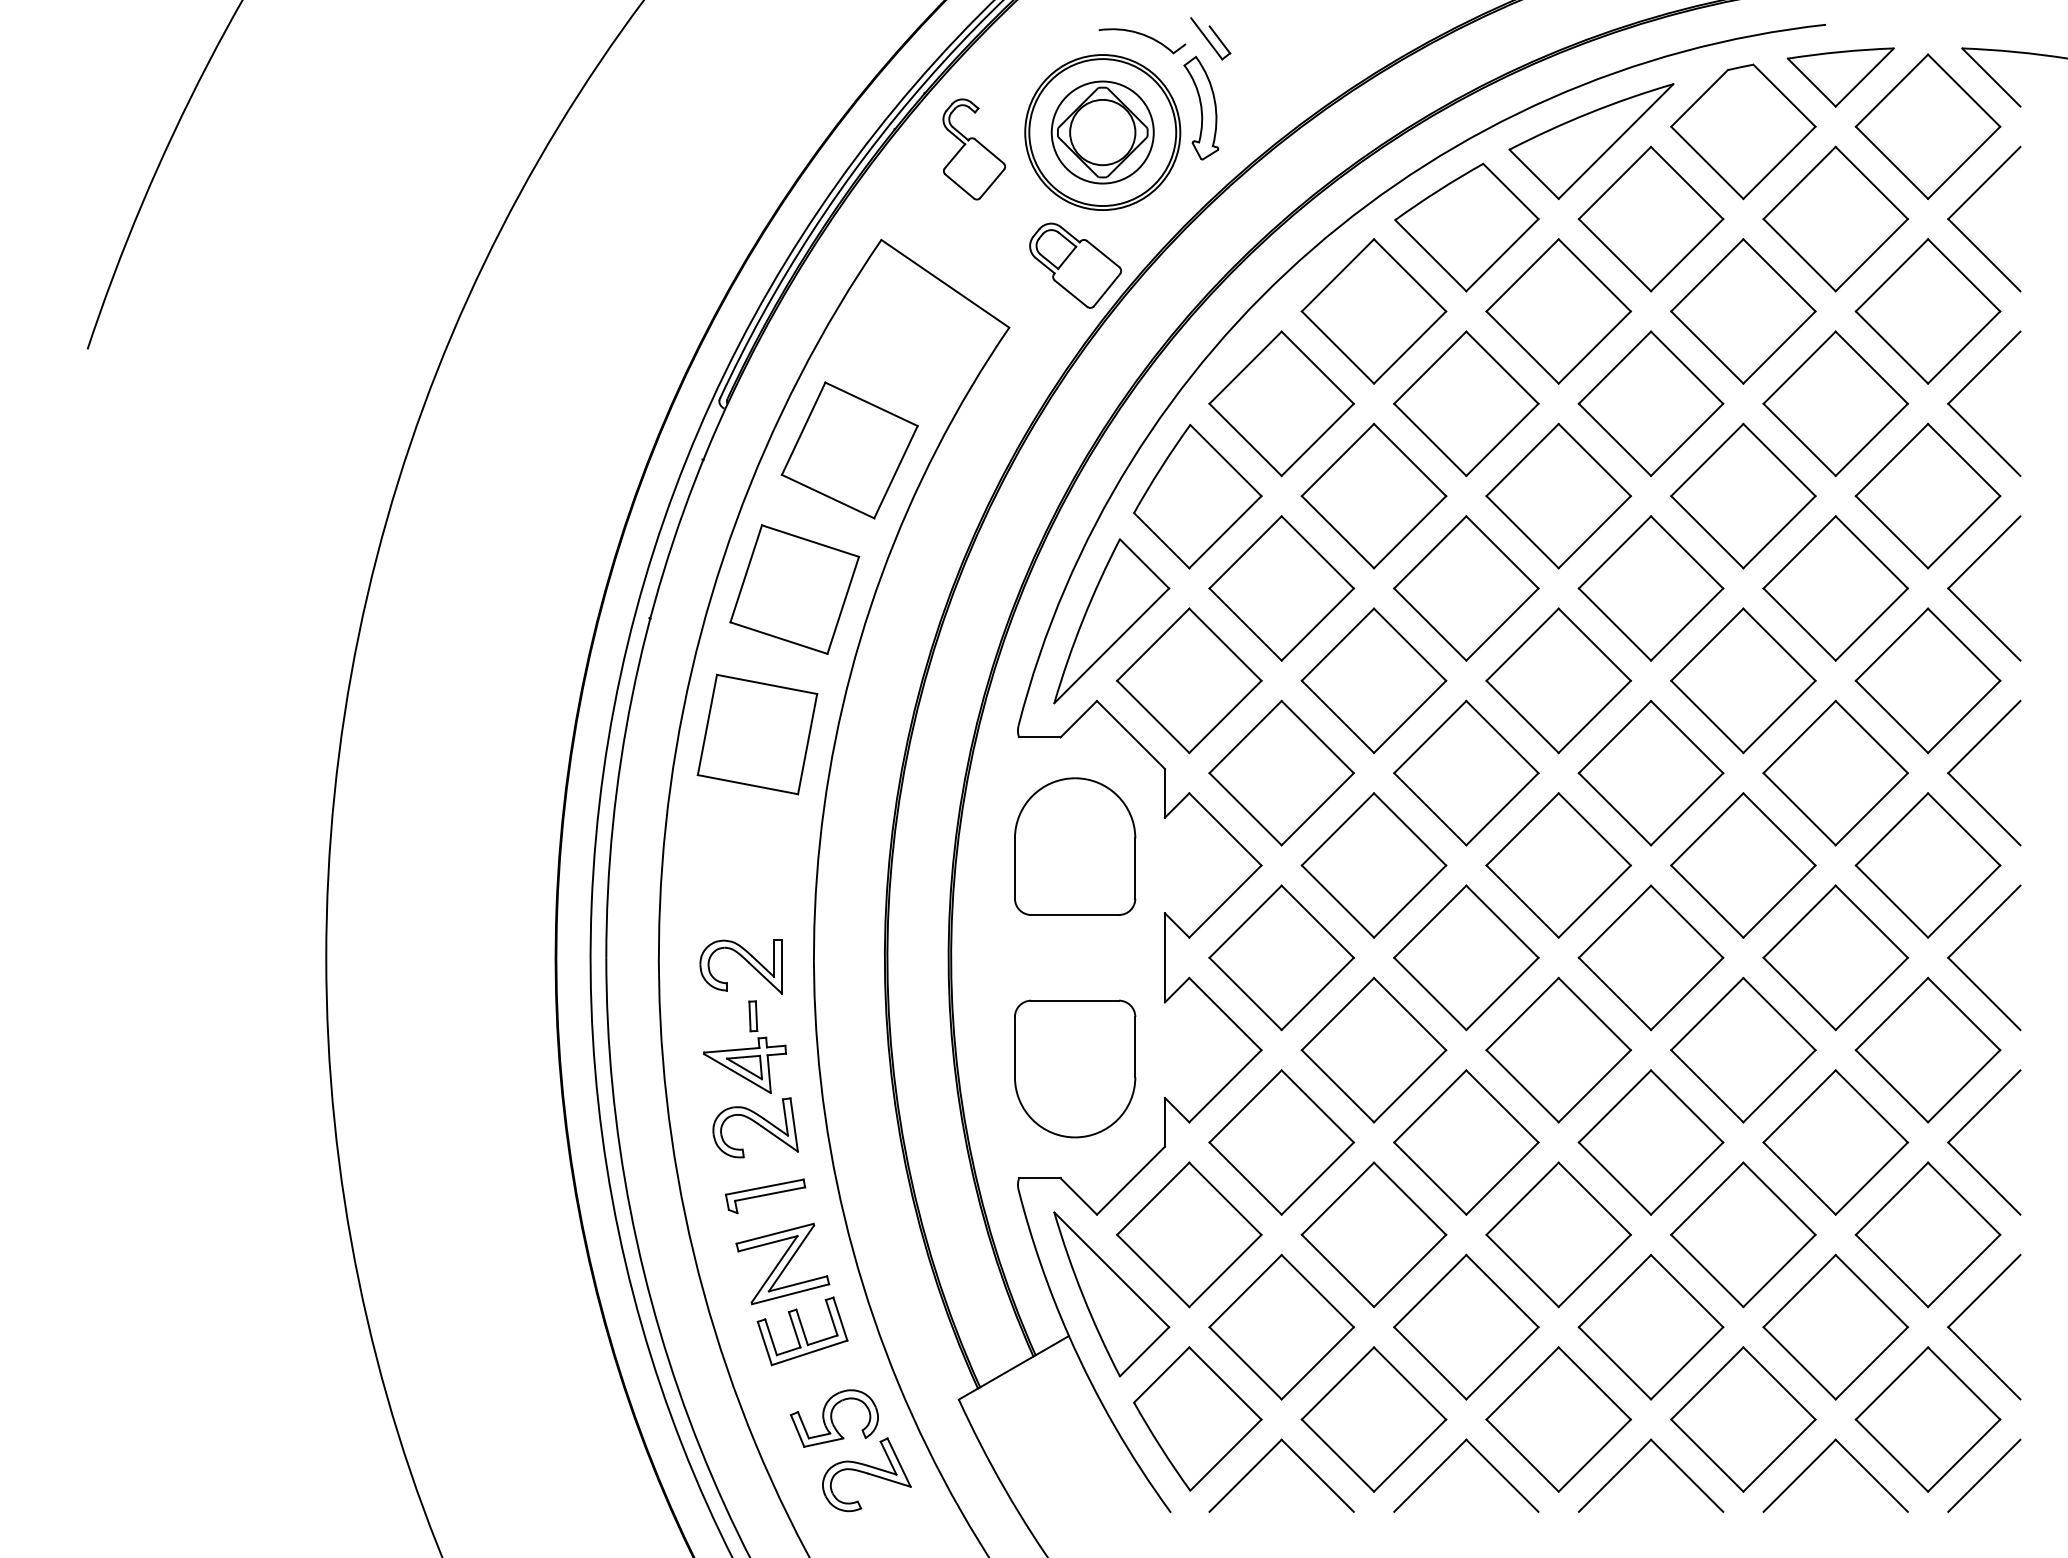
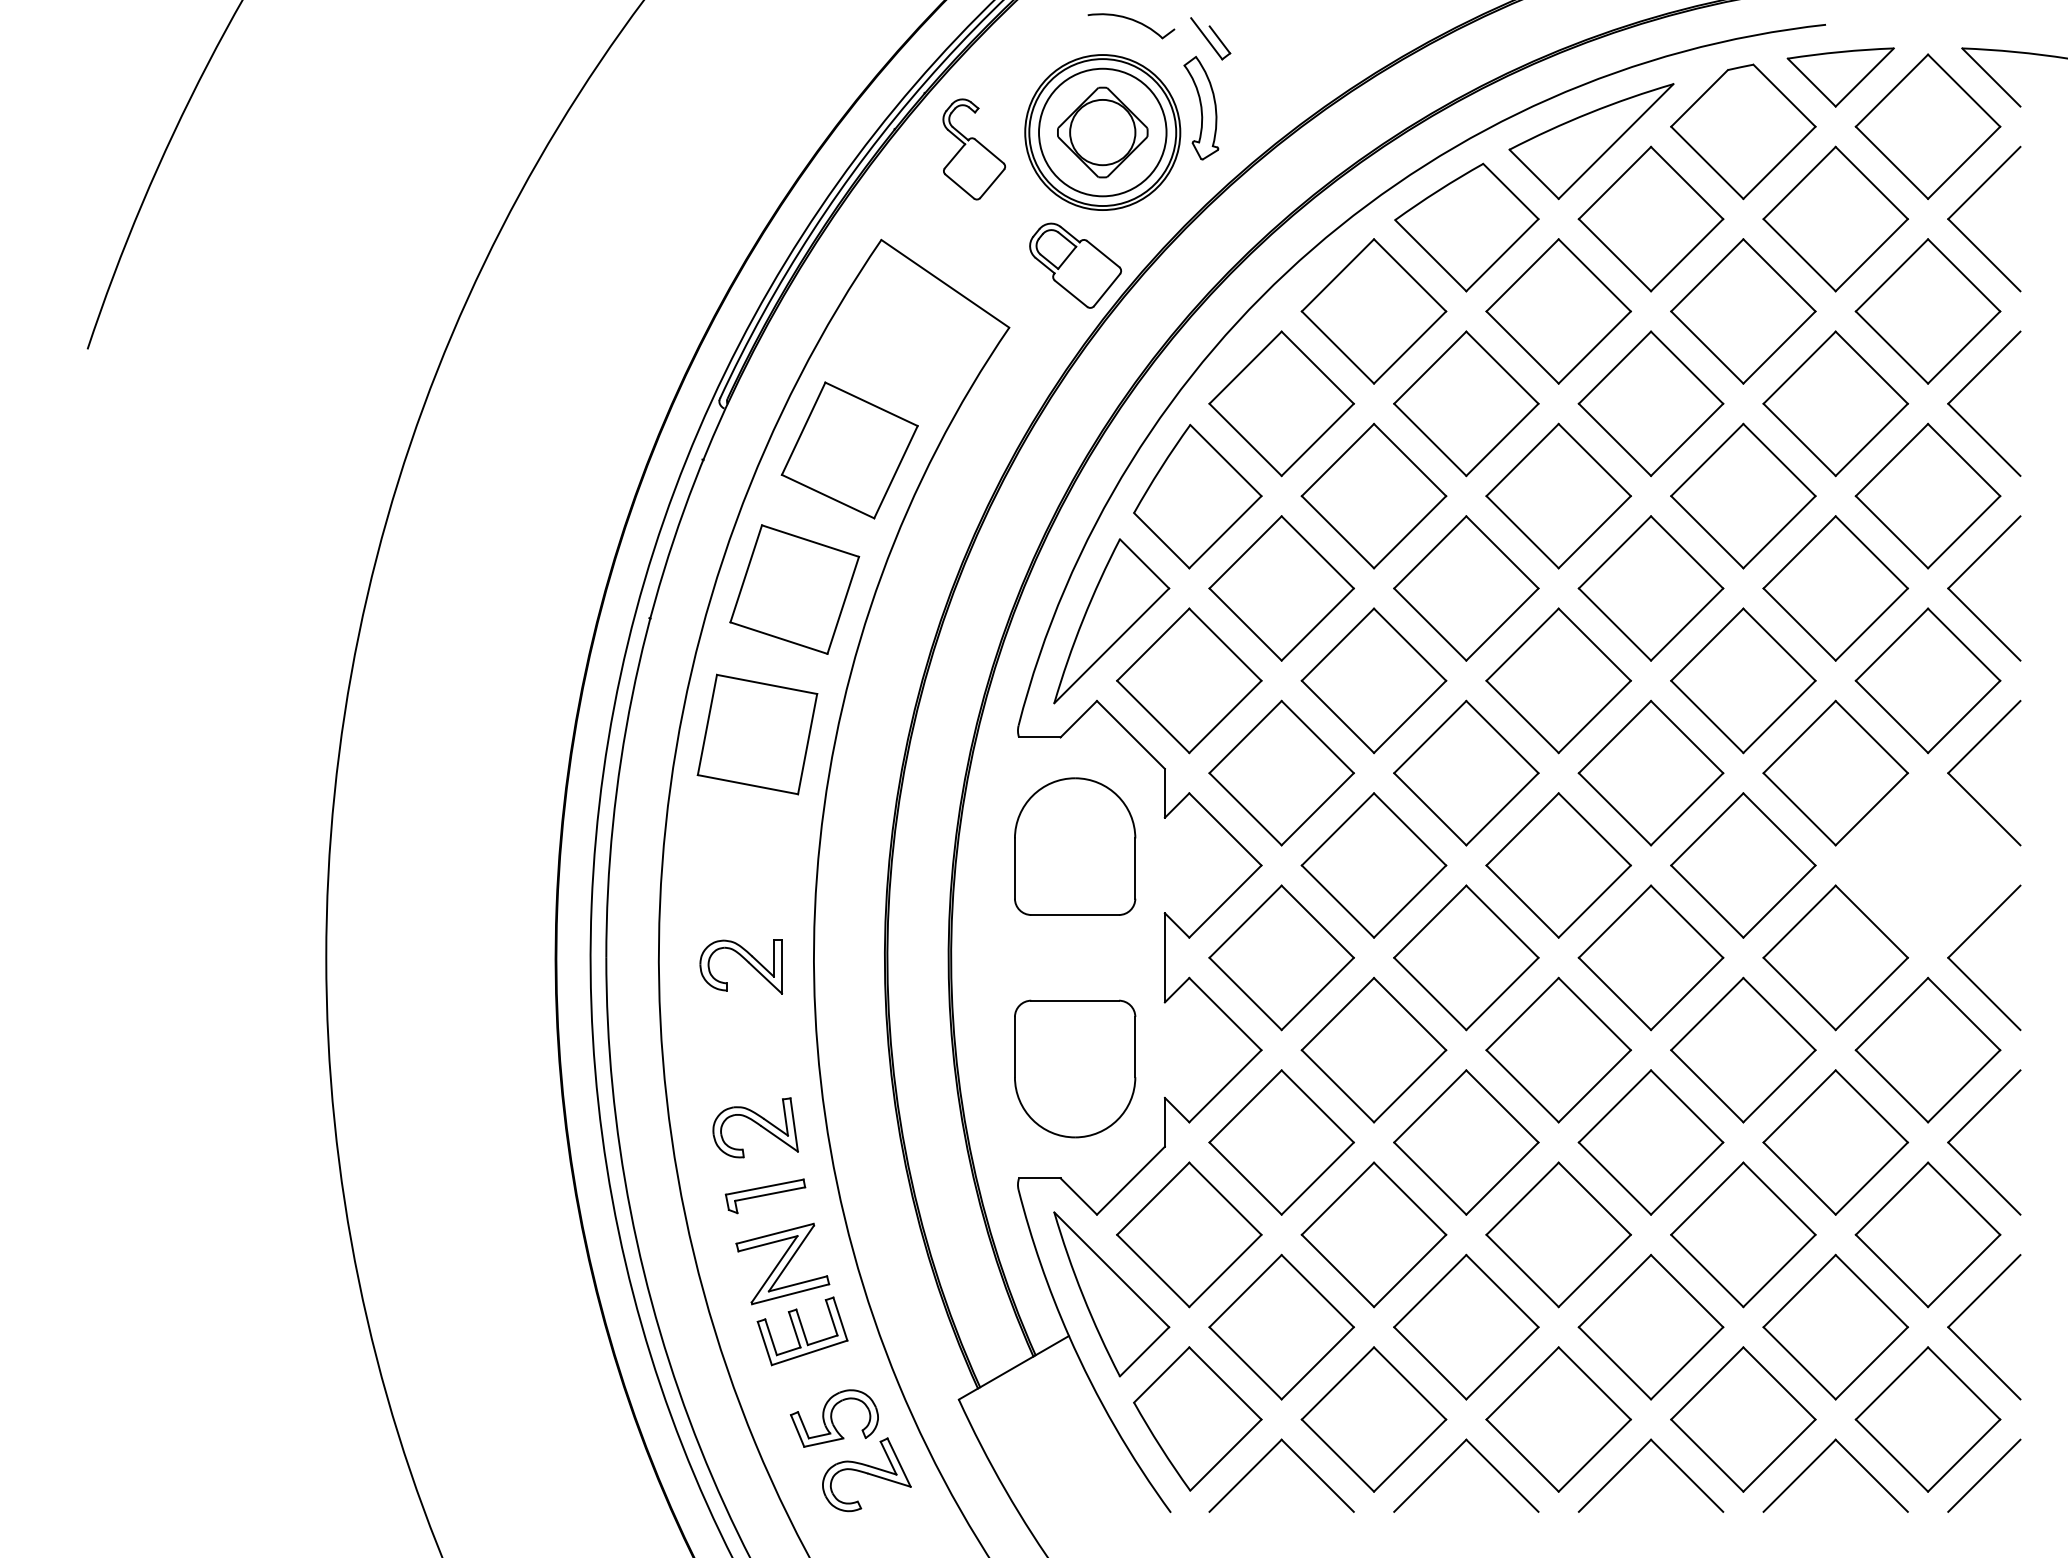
part position: (1142, 41) -> (1131, 26) (1131, 26)
circle diameter: 102 px -> 128 px (1102, 132)
part: present -> none (1927, 865)
part: present -> none (744, 1046)
